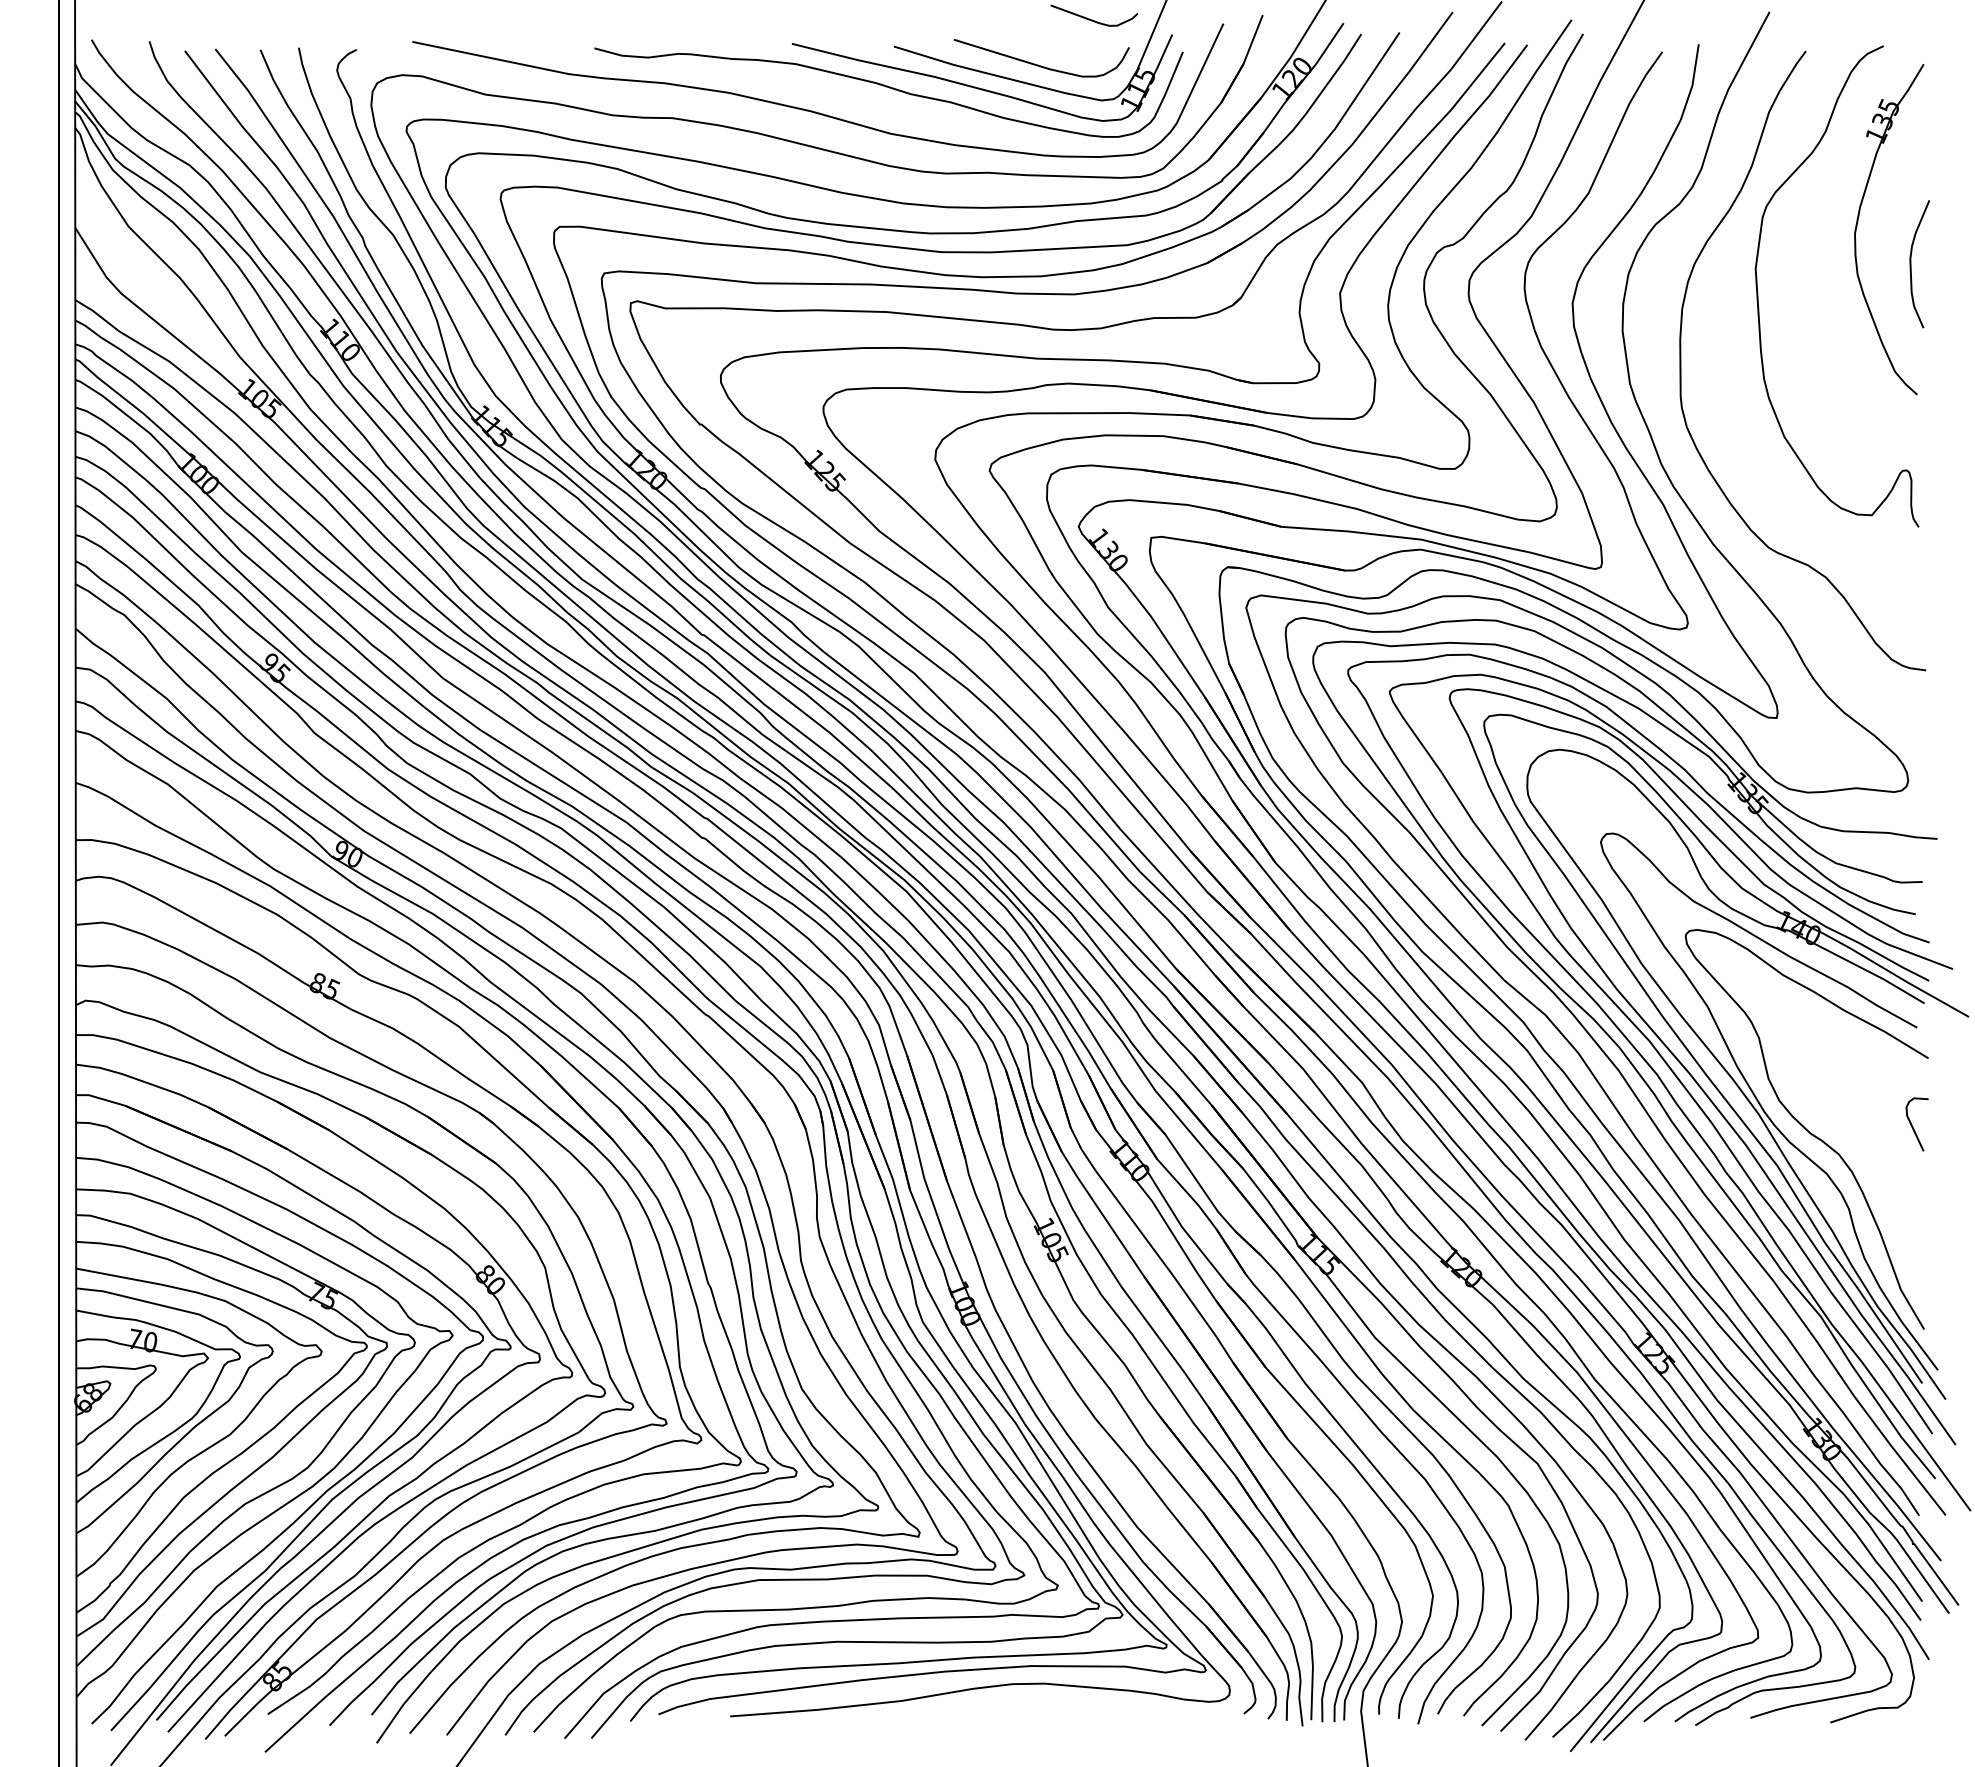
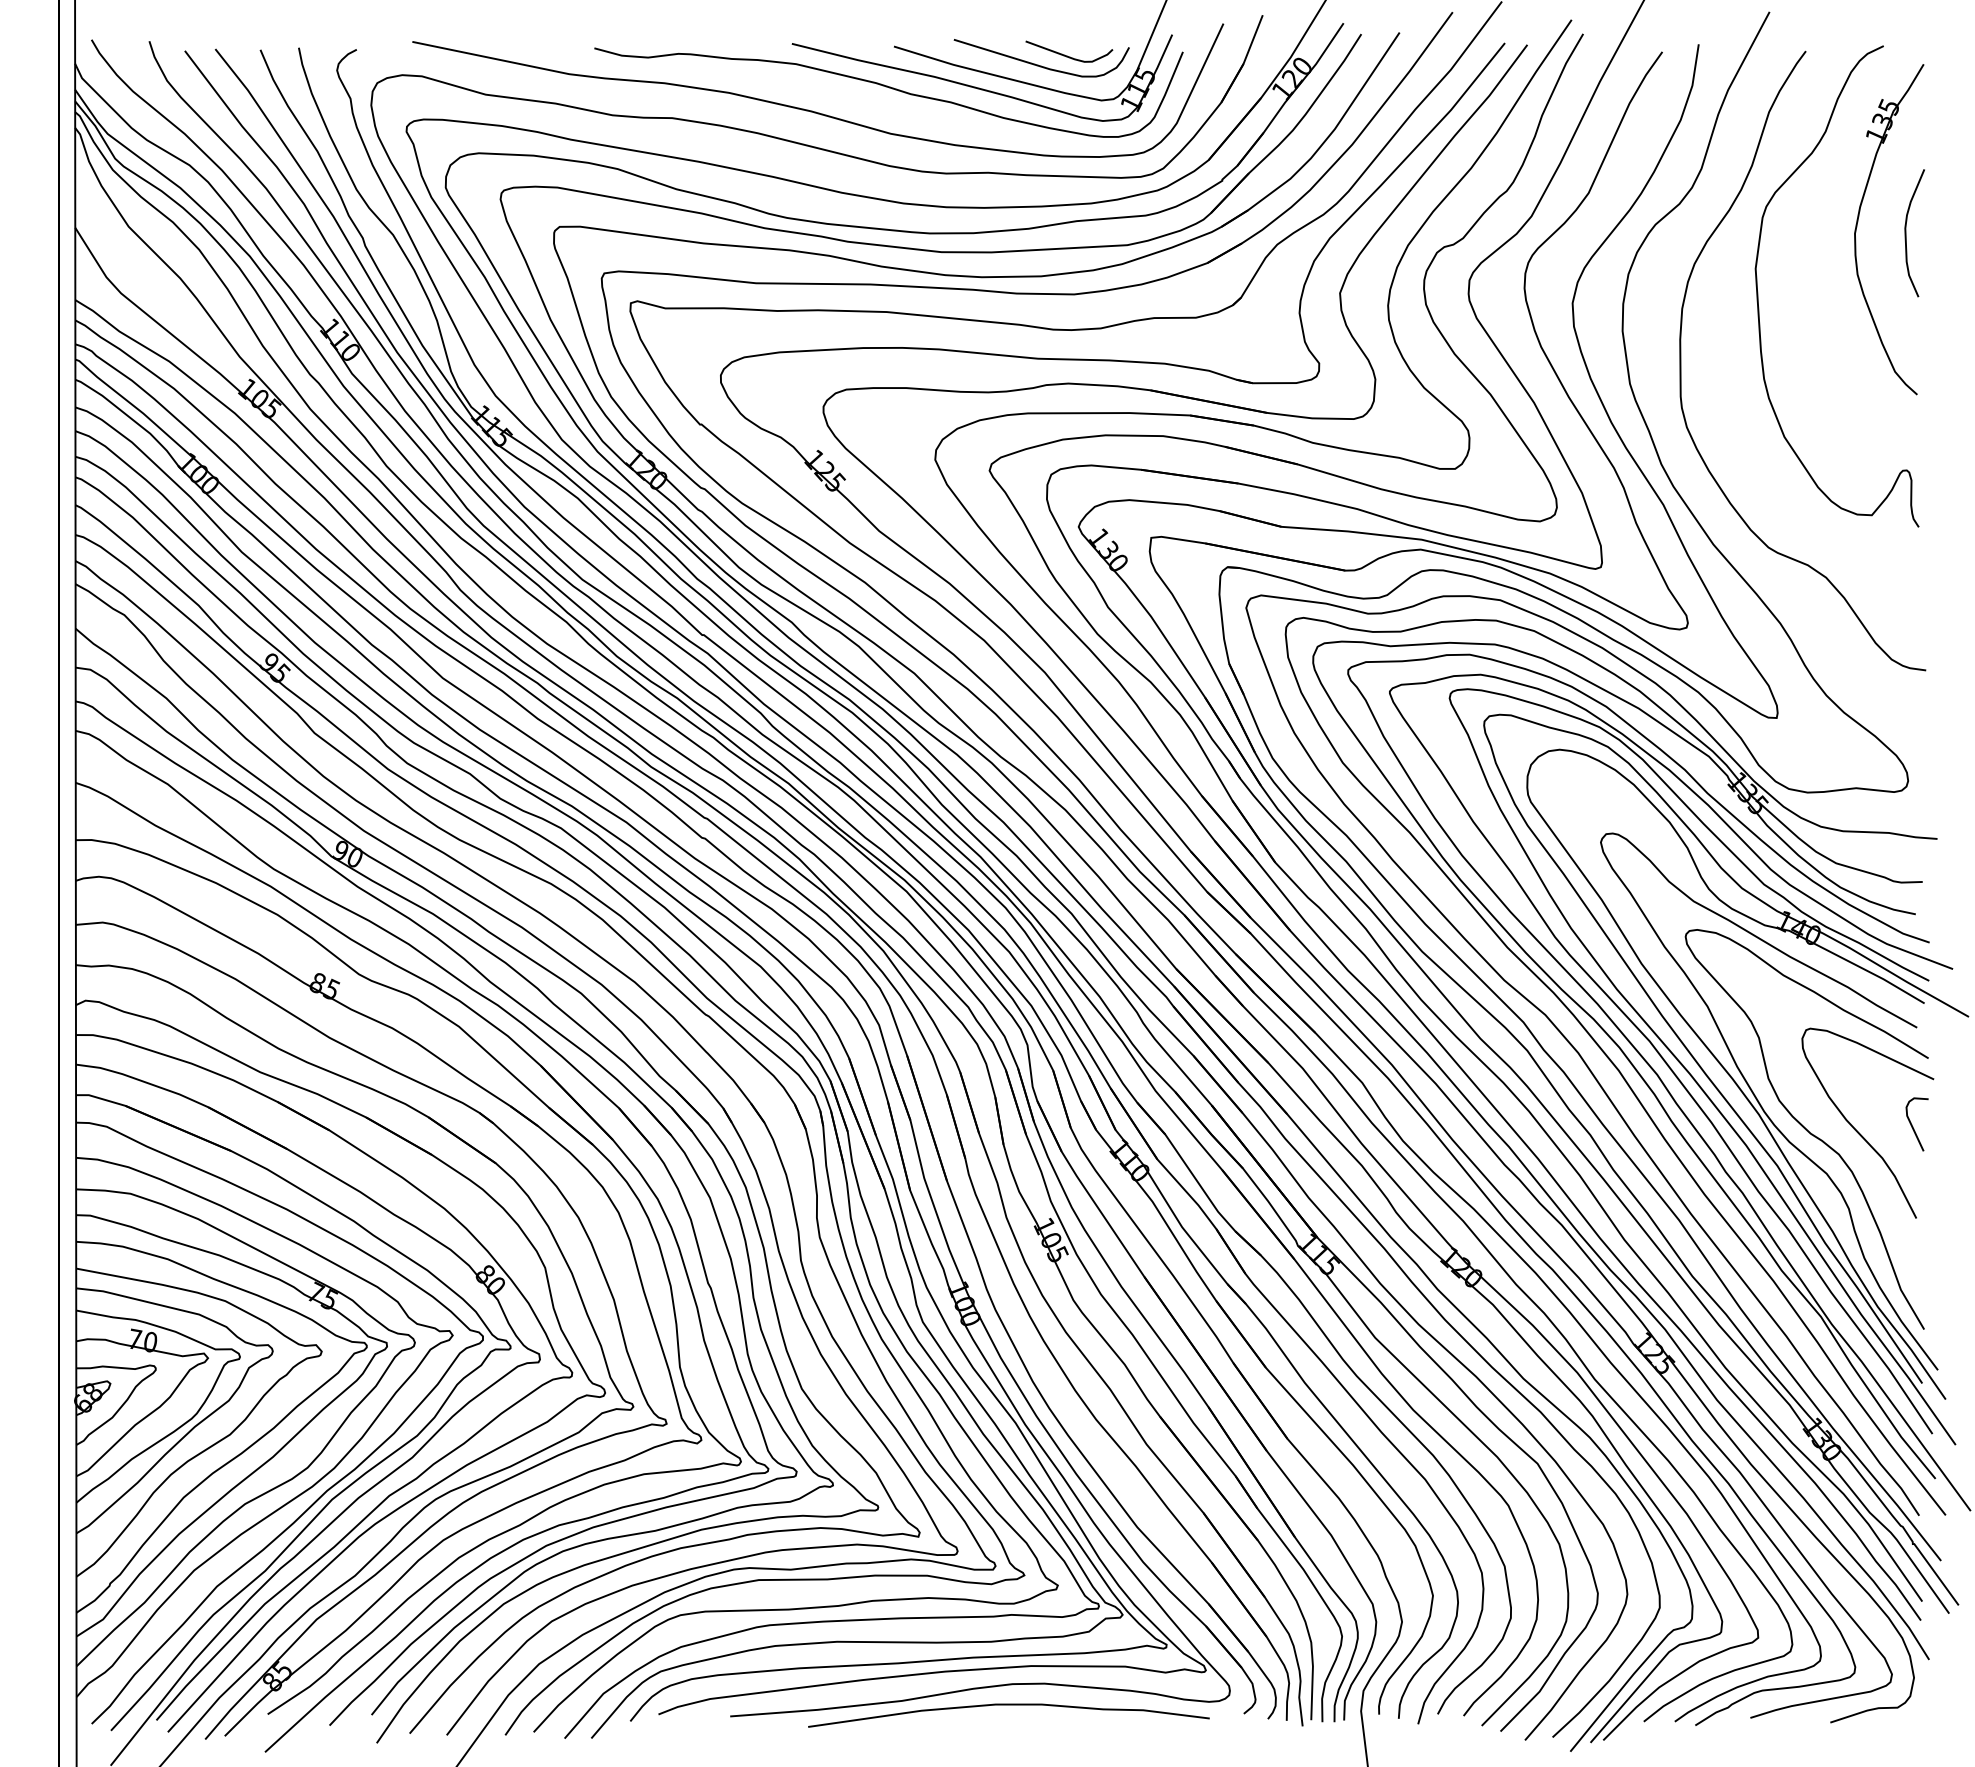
curve position: (1092, 19) -> (1067, 55) (1067, 55)
curve position: (1911, 264) -> (1906, 233) (1906, 233)
curve: none -> present (1858, 1131)
curve: none -> present (1008, 1705)
